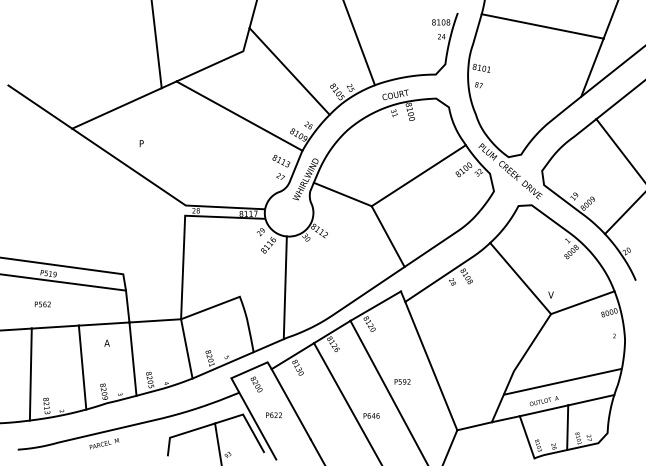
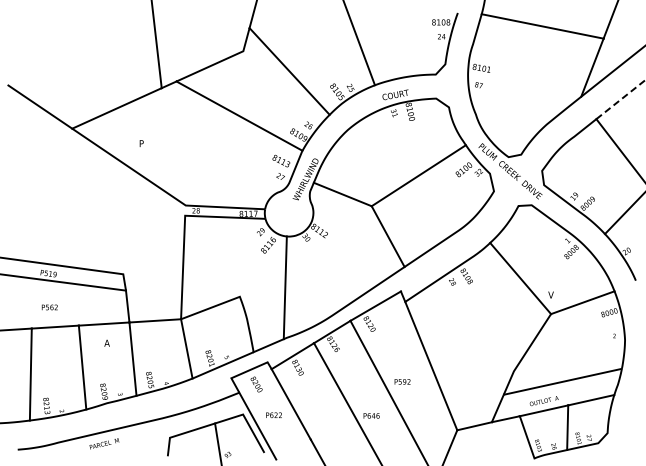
line: solid -> dashed (621, 99)
text position: (42, 304) -> (49, 307) (49, 307)
